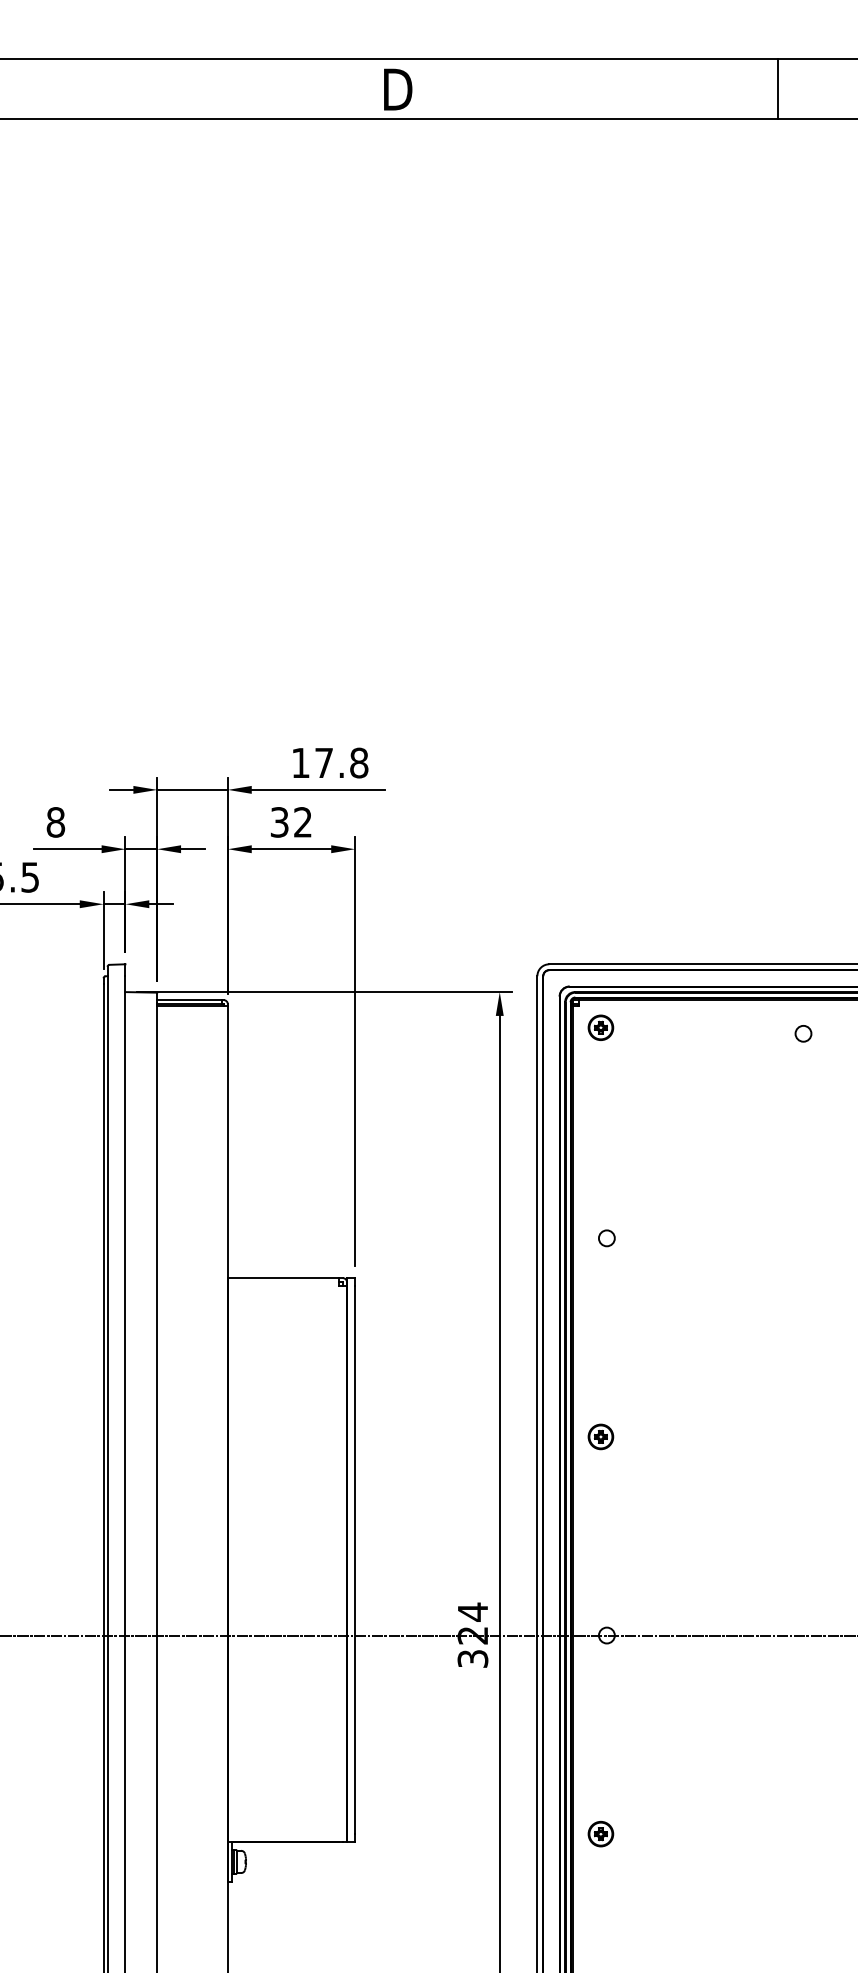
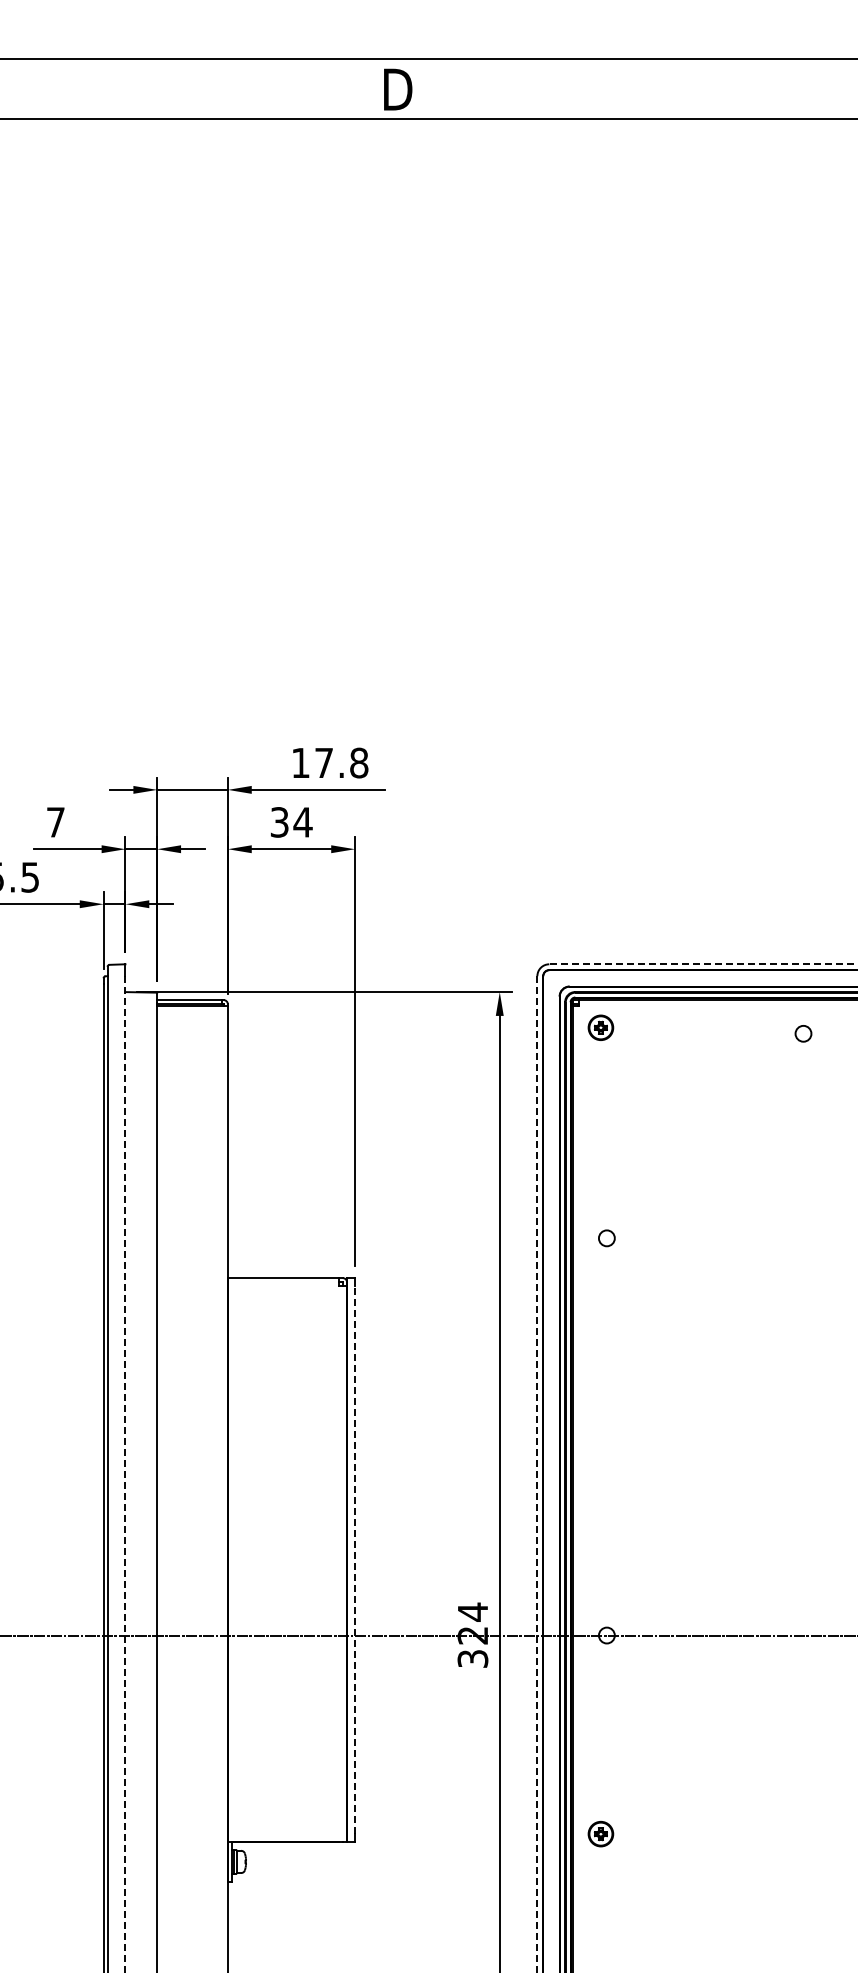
line: present -> none (778, 88)
text: 8 -> 7 (55, 822)
text: 32 -> 34 (302, 822)
line: solid -> dashed (703, 964)
part: present -> none (600, 1436)
line: solid -> dashed (125, 1475)
line: solid -> dashed (537, 1475)
line: solid -> dashed (355, 1559)
